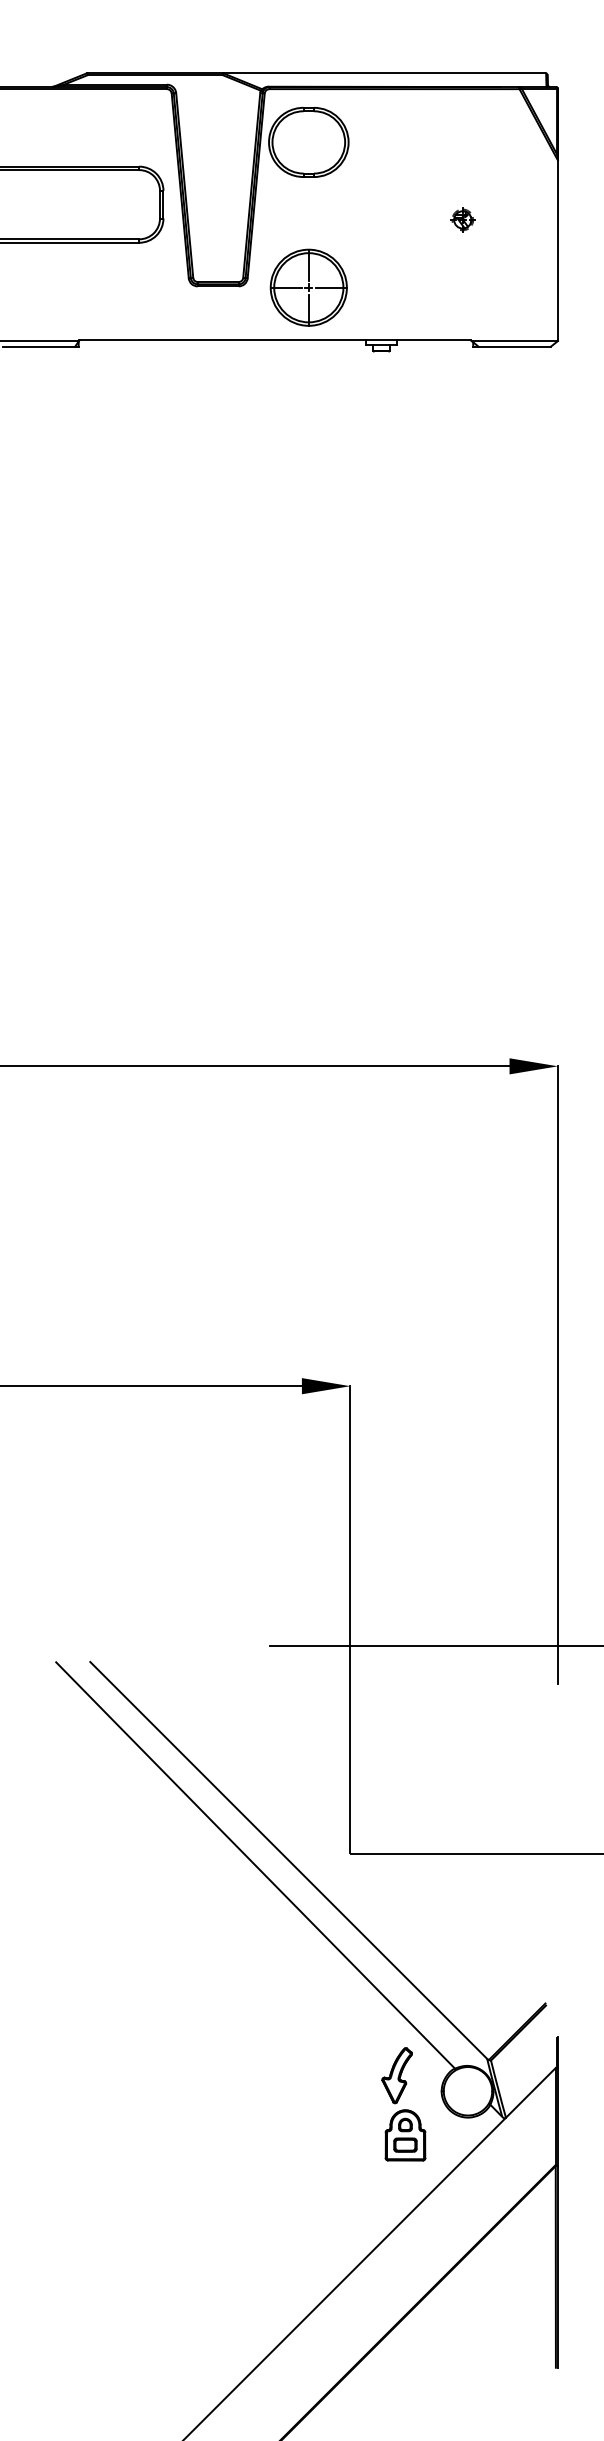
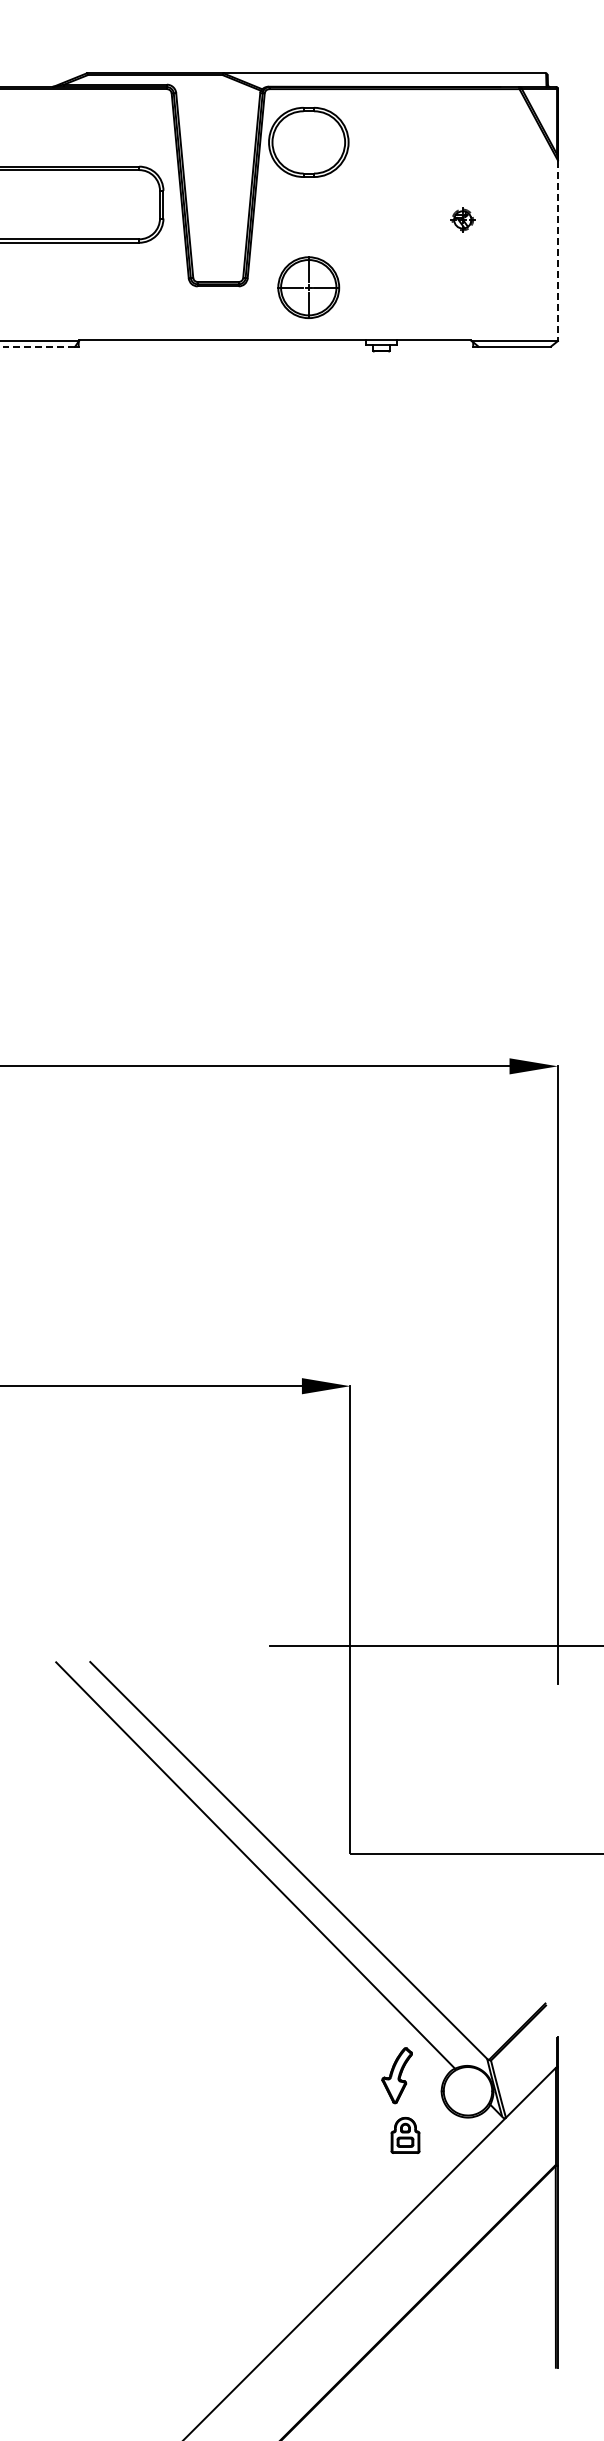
line: solid -> dashed (557, 251)
part size: 79x79 px -> 64x63 px (308, 287)
line: solid -> dashed (38, 346)
part size: 43x53 px -> 31x37 px (405, 2135)
